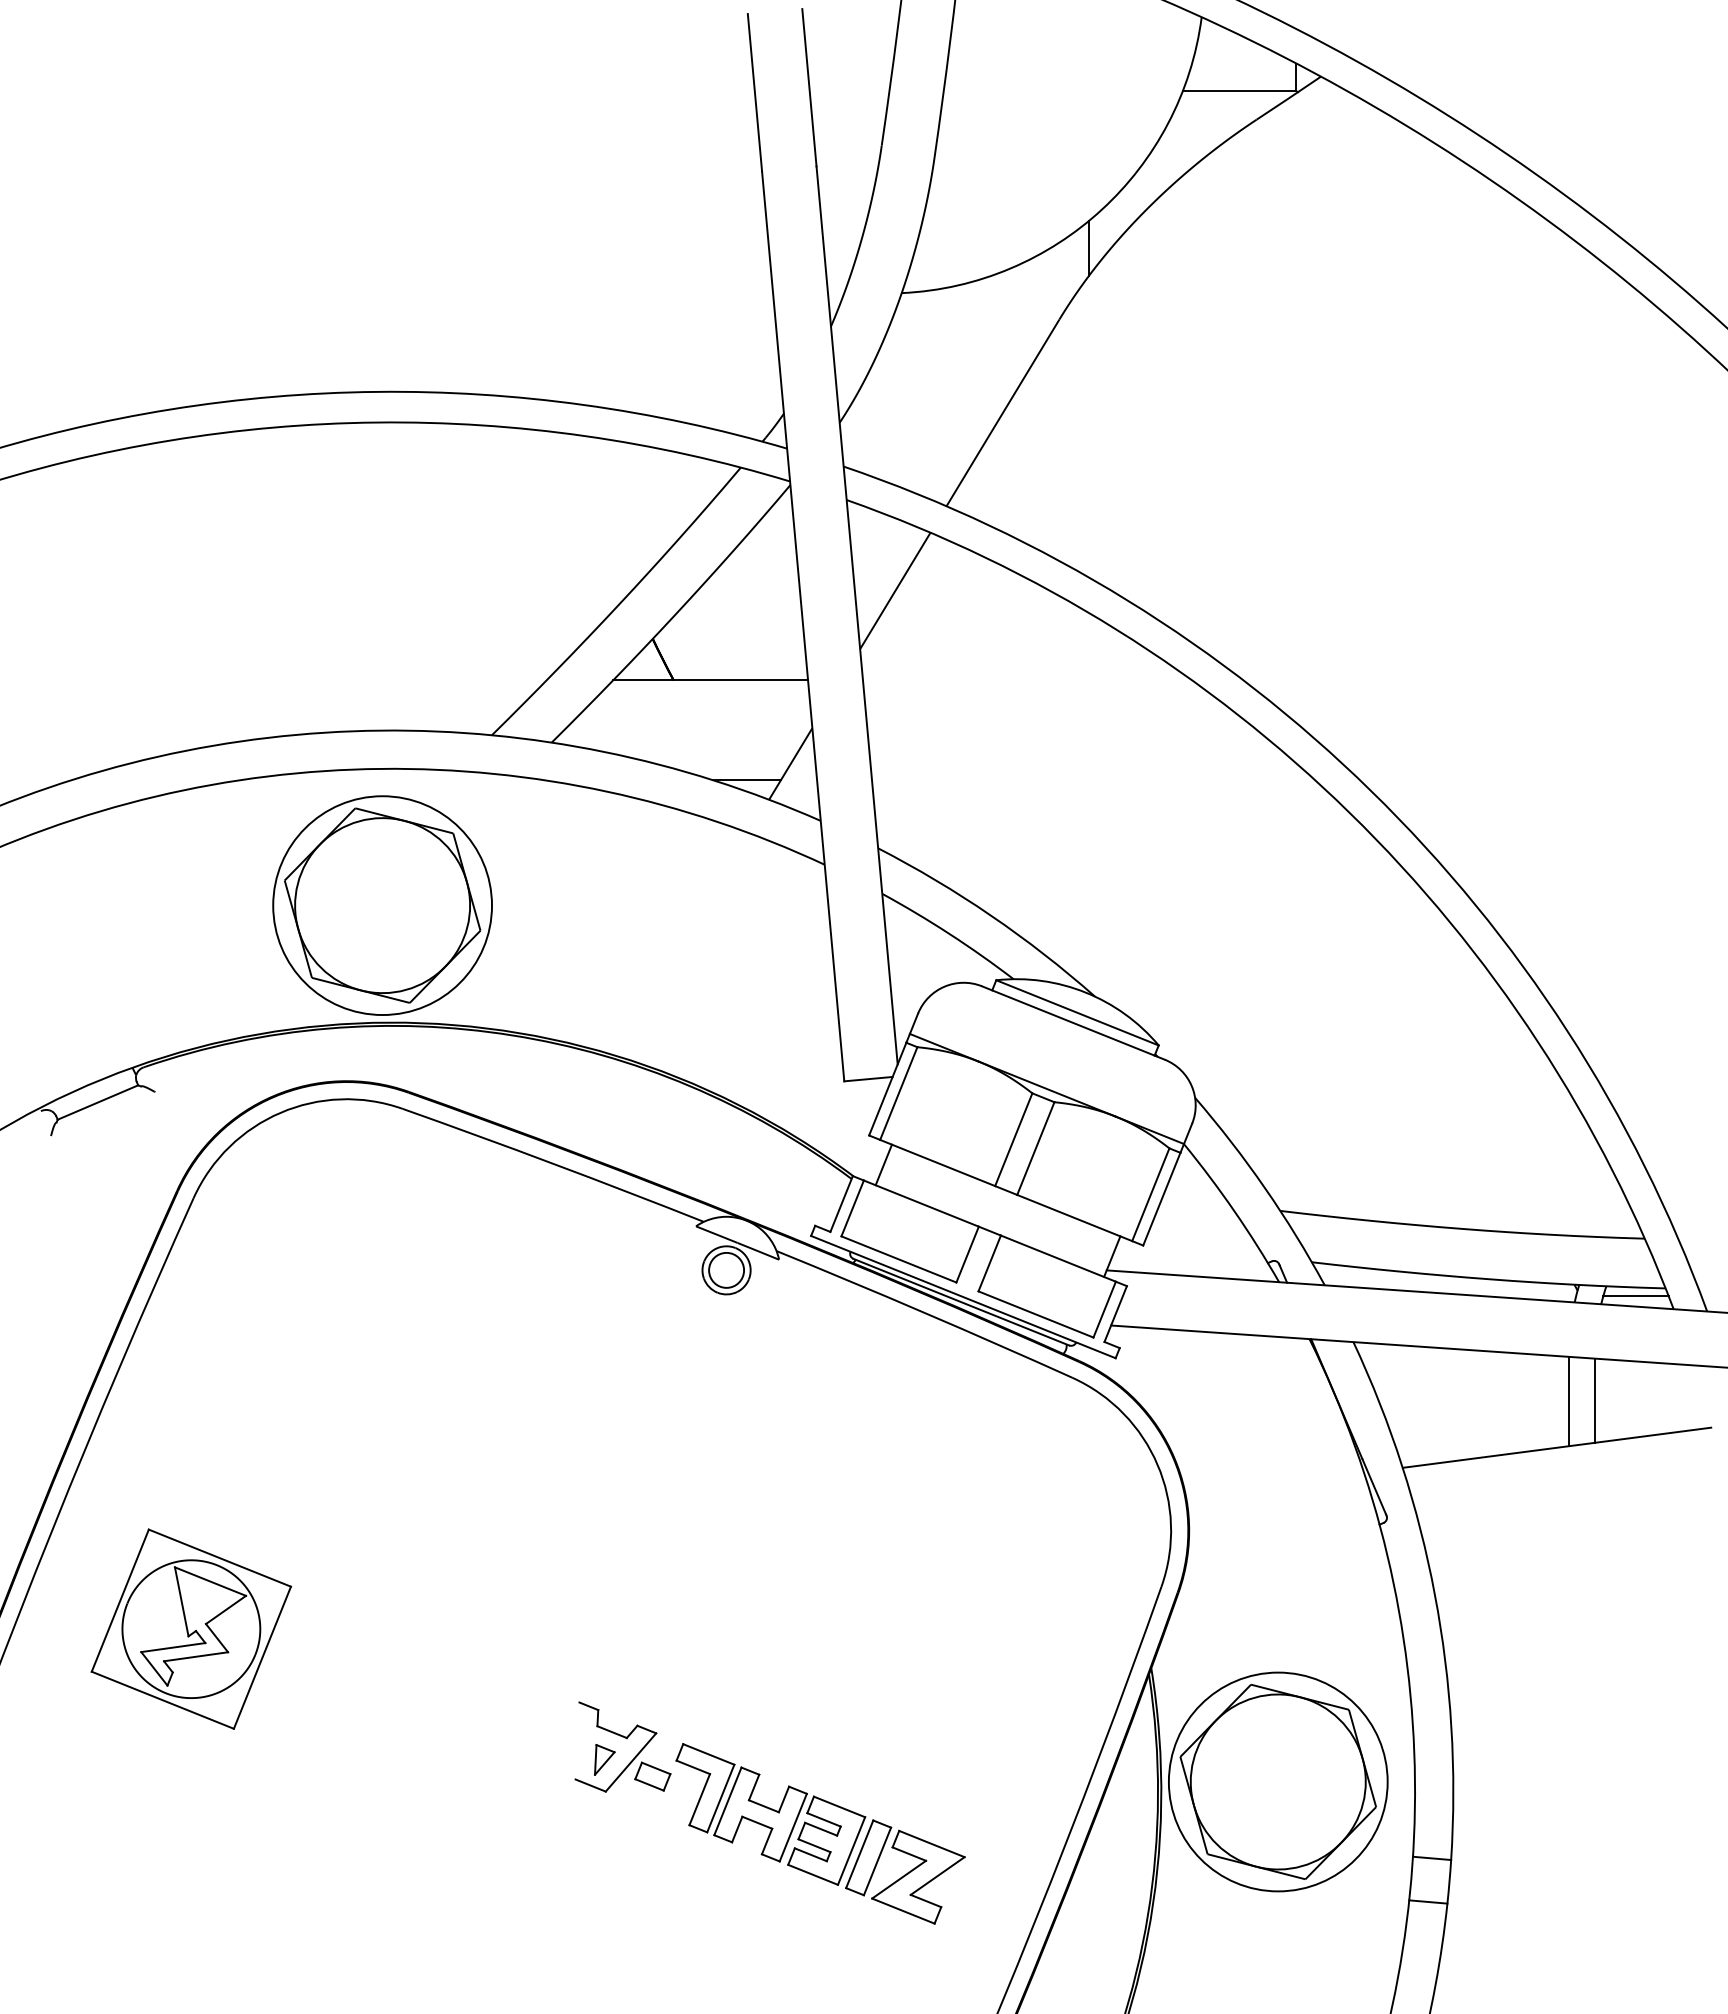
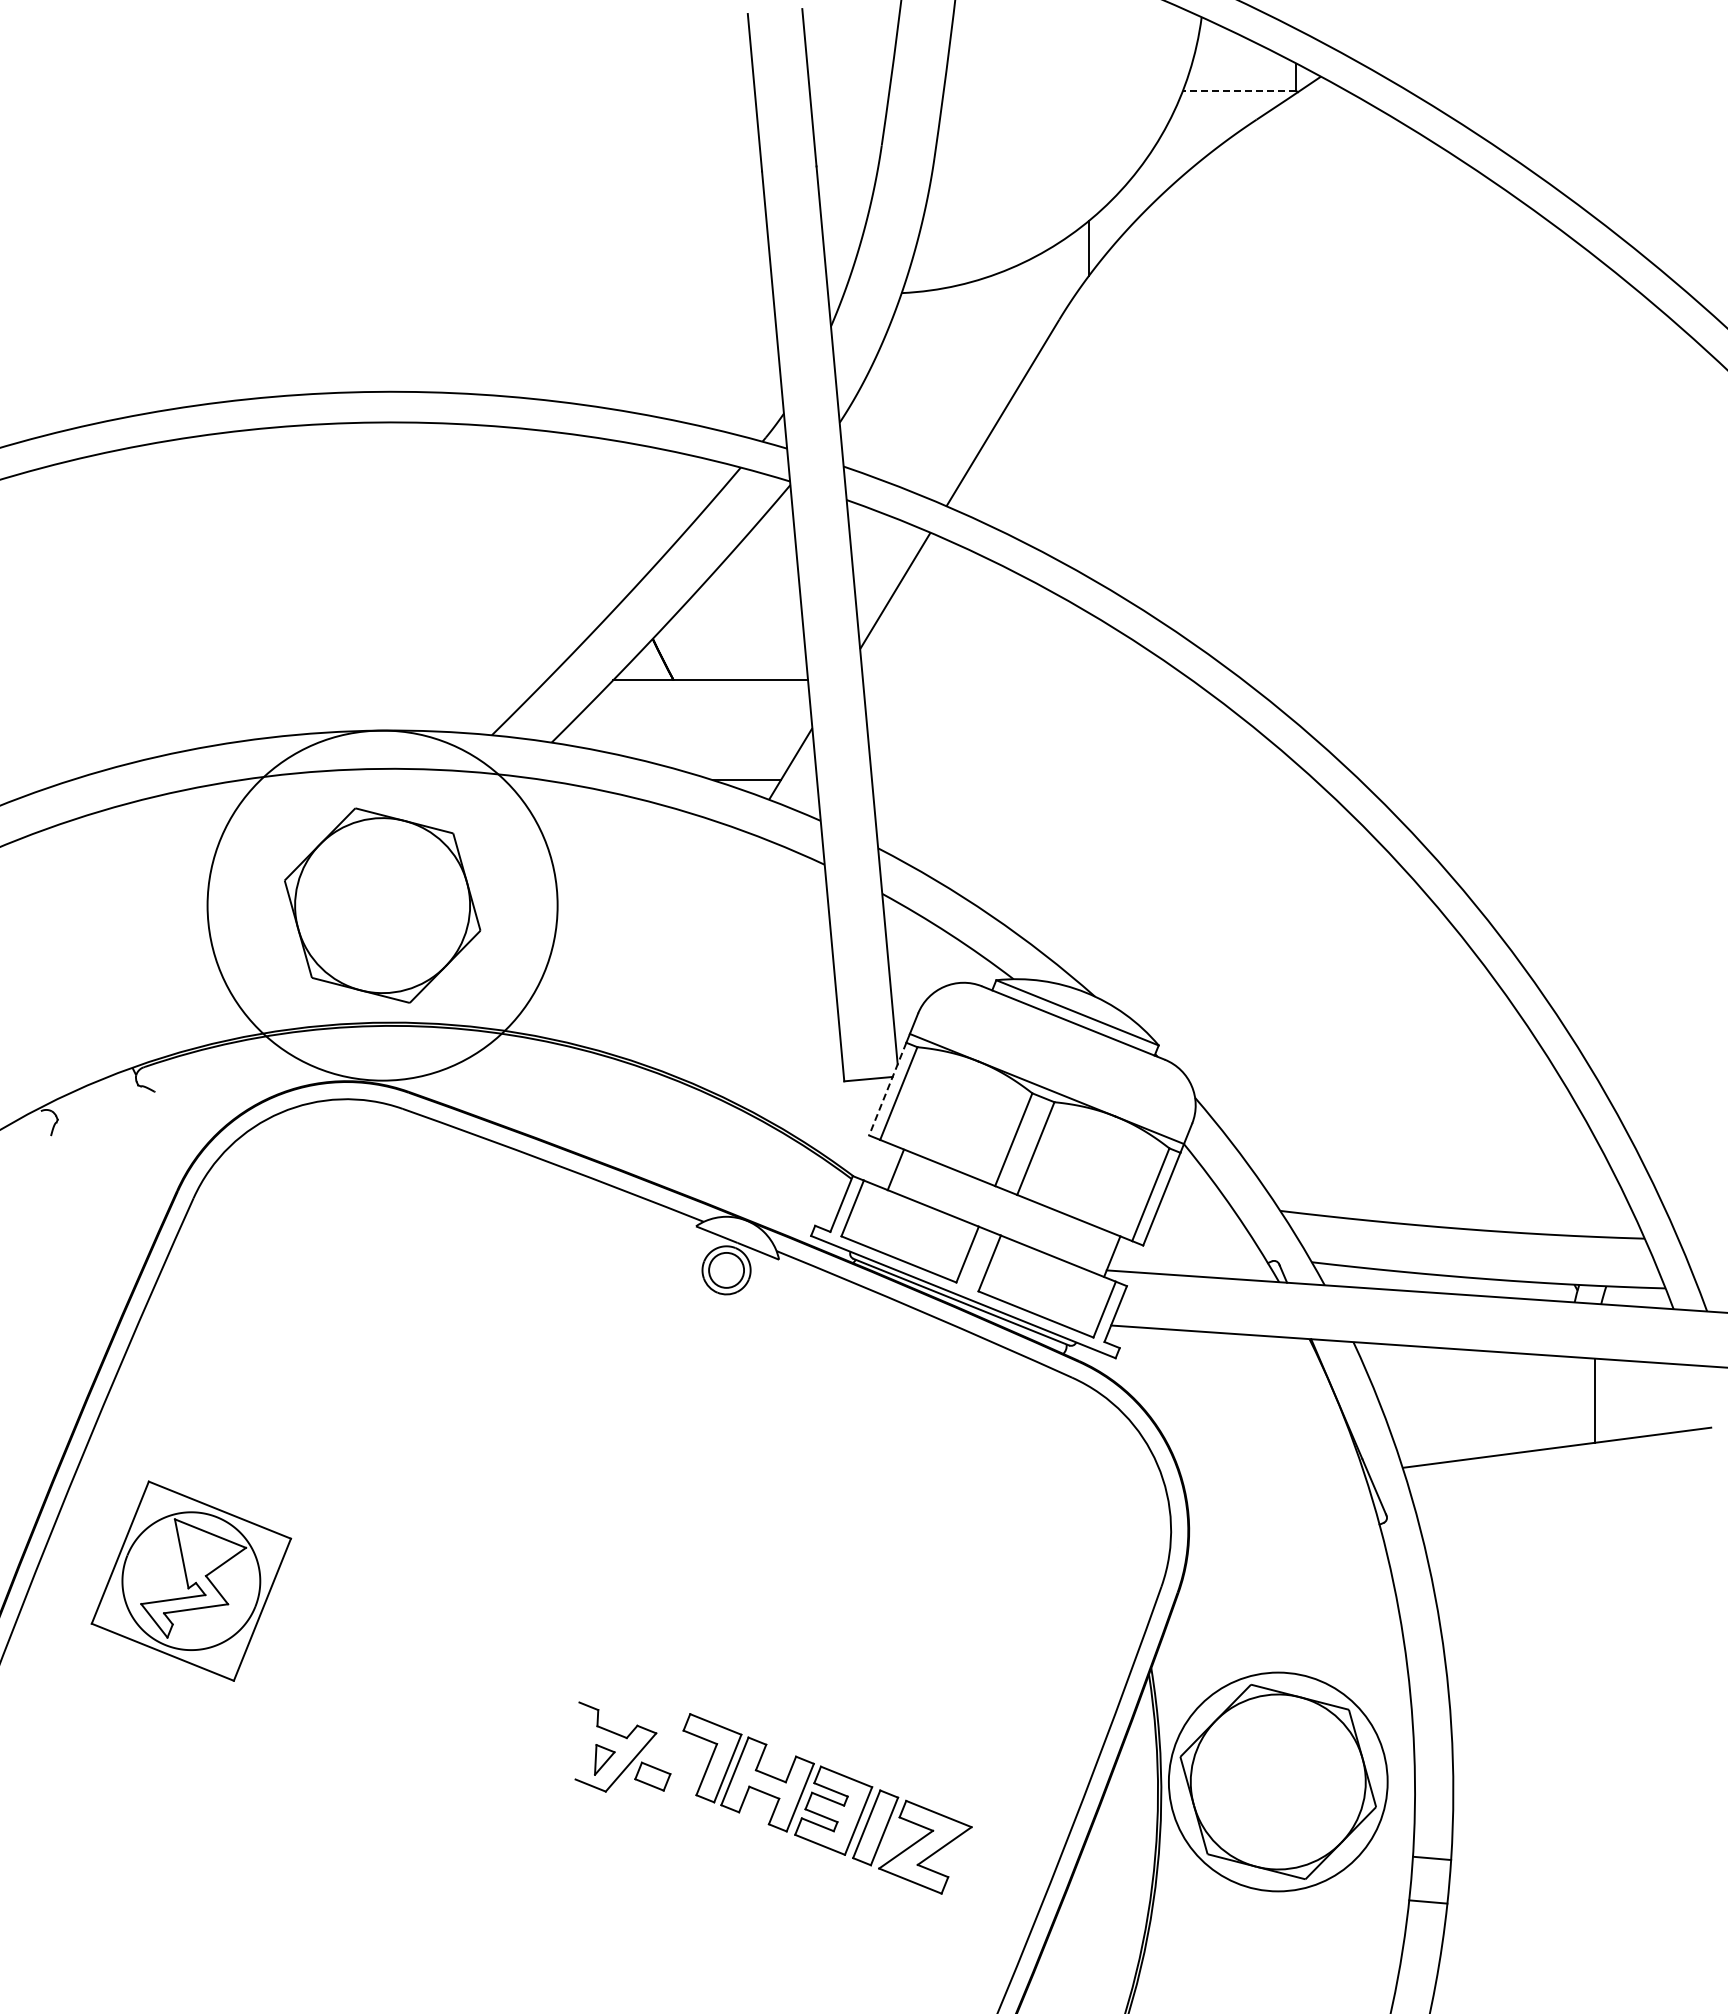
line: solid -> dashed (1239, 91)
circle diameter: 219 px -> 350 px (382, 905)
line: solid -> dashed (887, 1089)
line: present -> none (97, 1102)
line position: (883, 1164) -> (895, 1169) (895, 1169)
line: present -> none (1635, 1296)
line: present -> none (1568, 1401)
part position: (191, 1628) -> (191, 1580) (191, 1580)
part position: (820, 1833) -> (827, 1803) (827, 1803)
